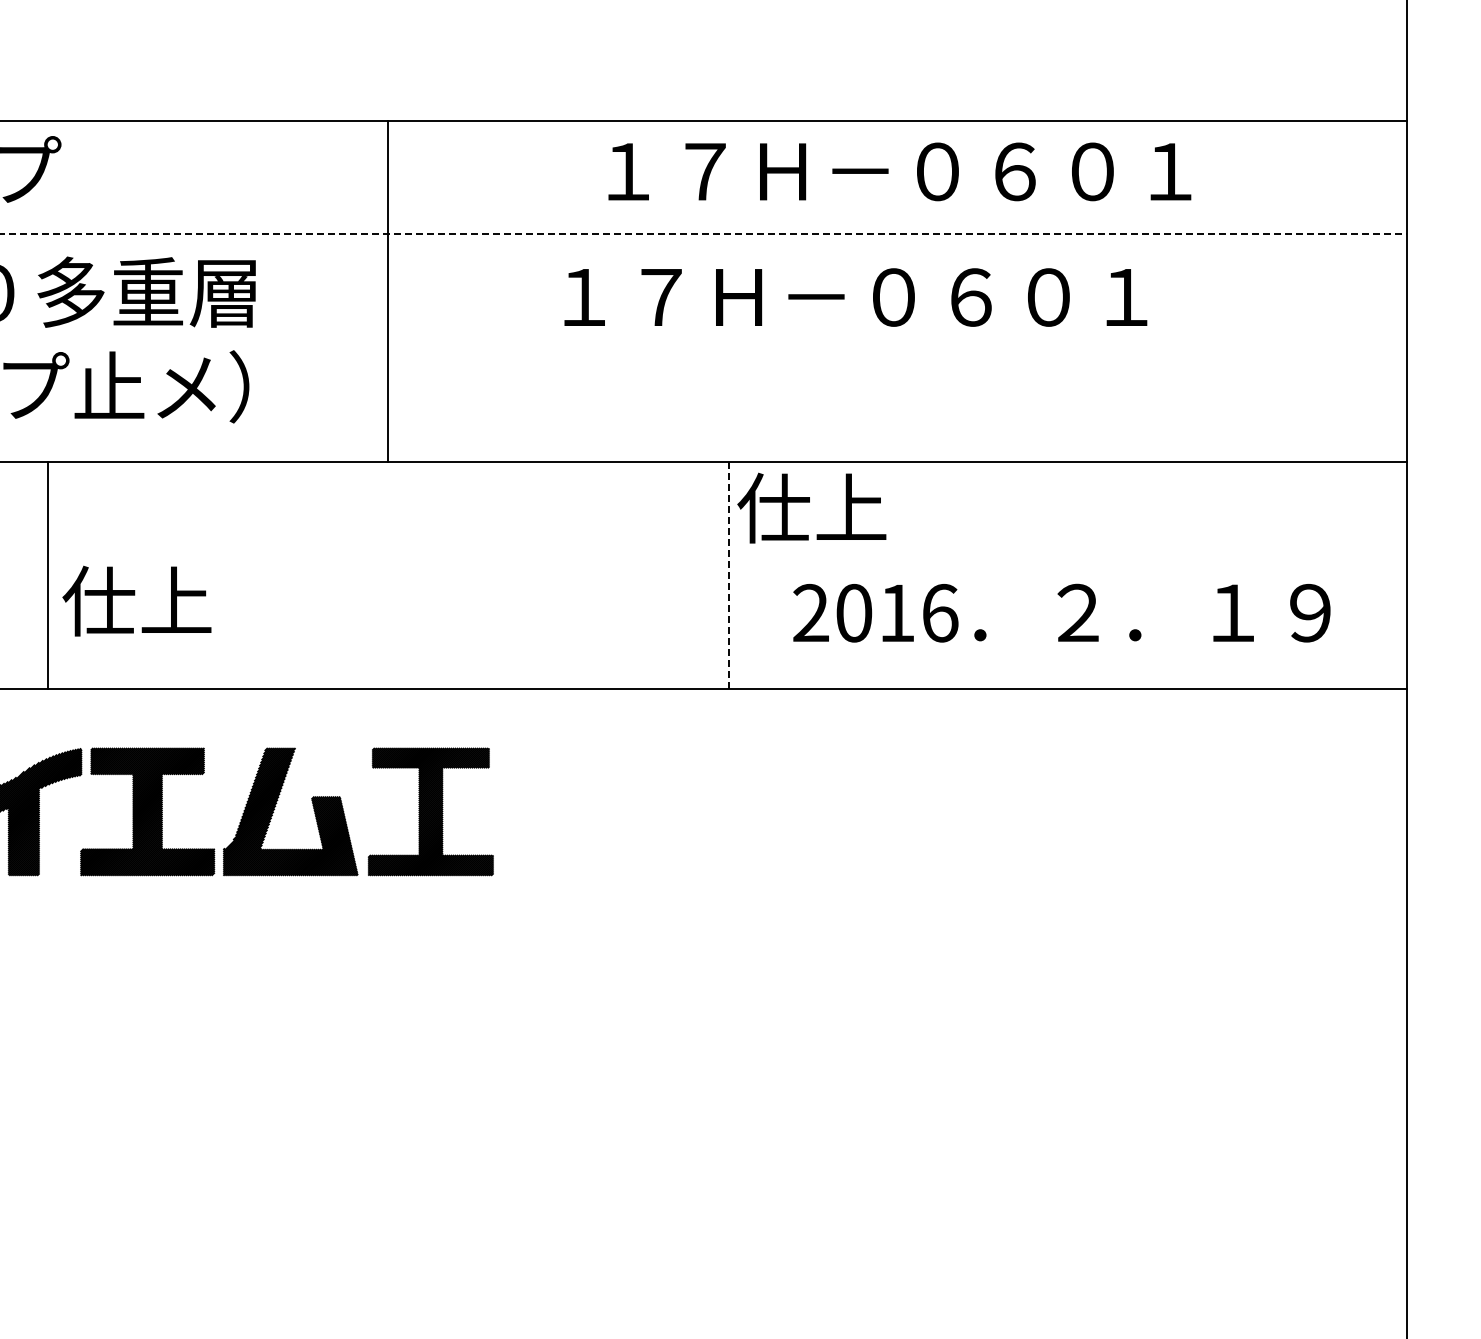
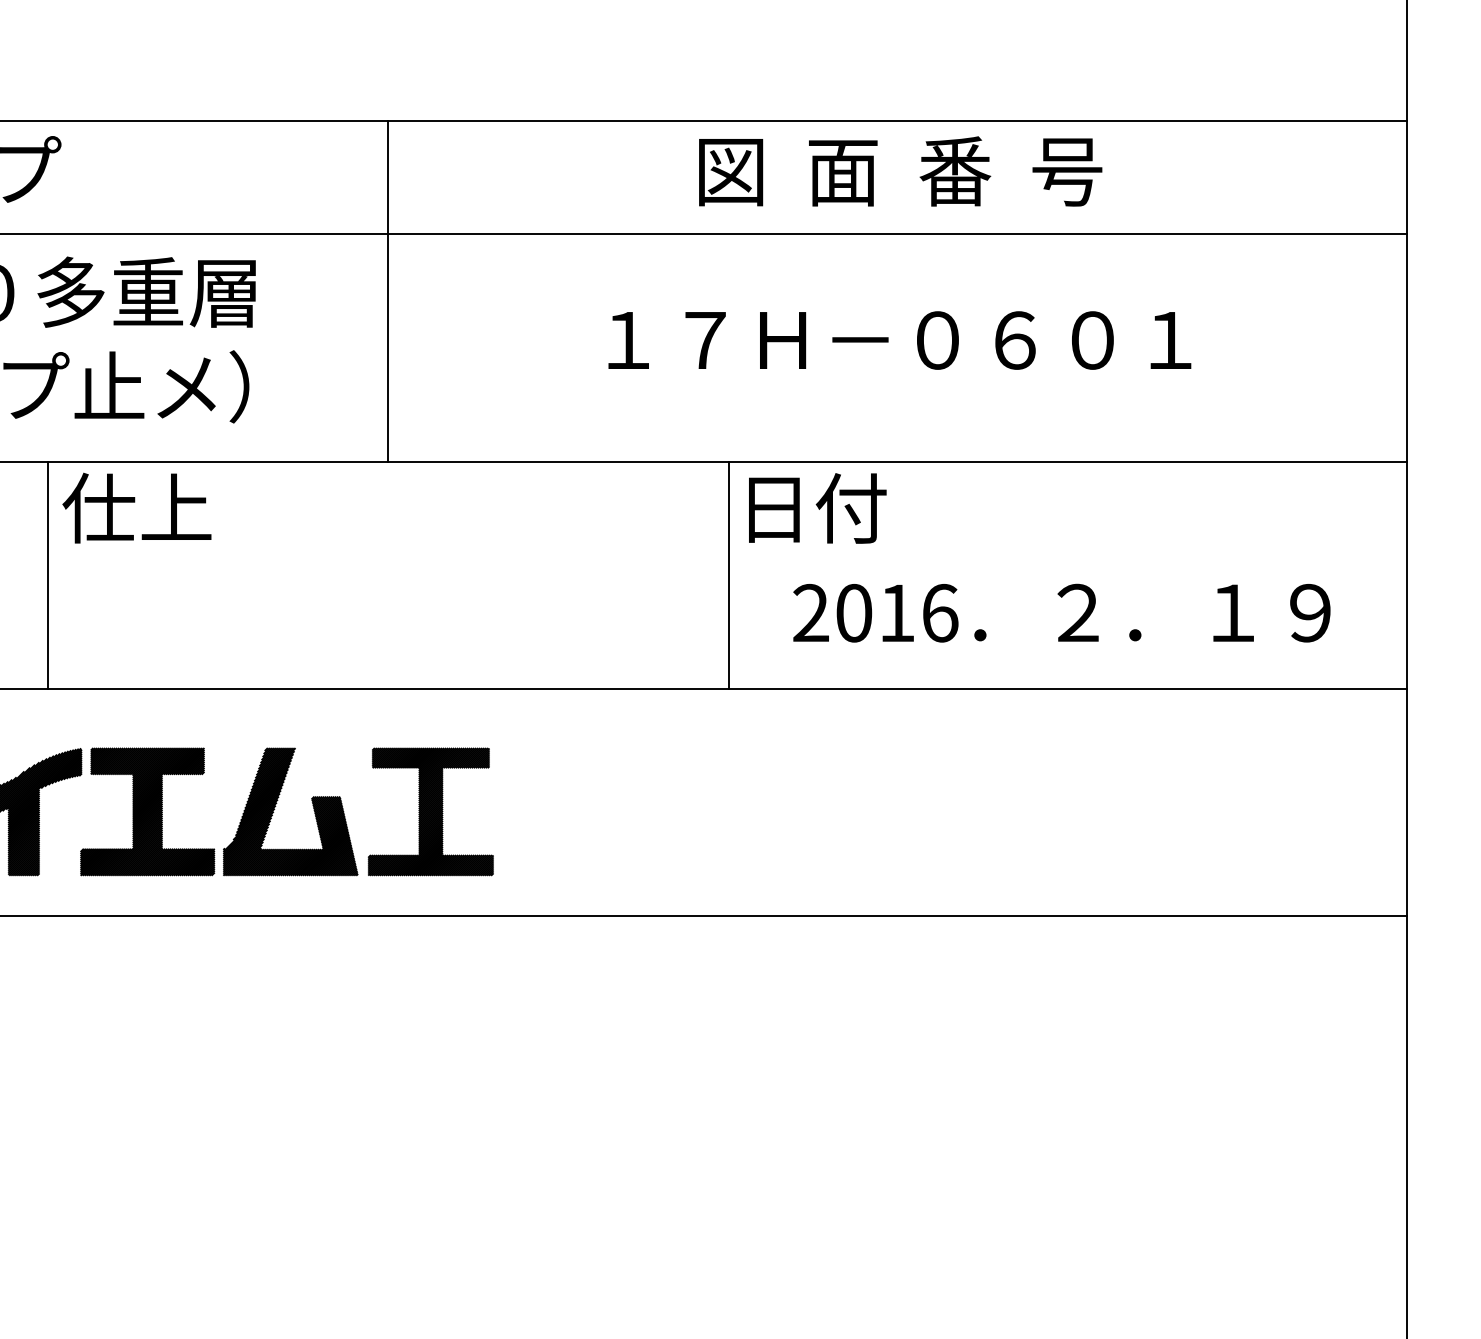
text: １７Ｈ－０６０１ -> 図  面  番  号 (899, 171)
line: dashed -> solid (704, 234)
text position: (855, 297) -> (899, 340) (899, 340)
text: 仕上 -> 日付 (811, 507)
line: dashed -> solid (728, 575)
text position: (136, 600) -> (136, 507) (136, 507)
line: none -> present (704, 915)
